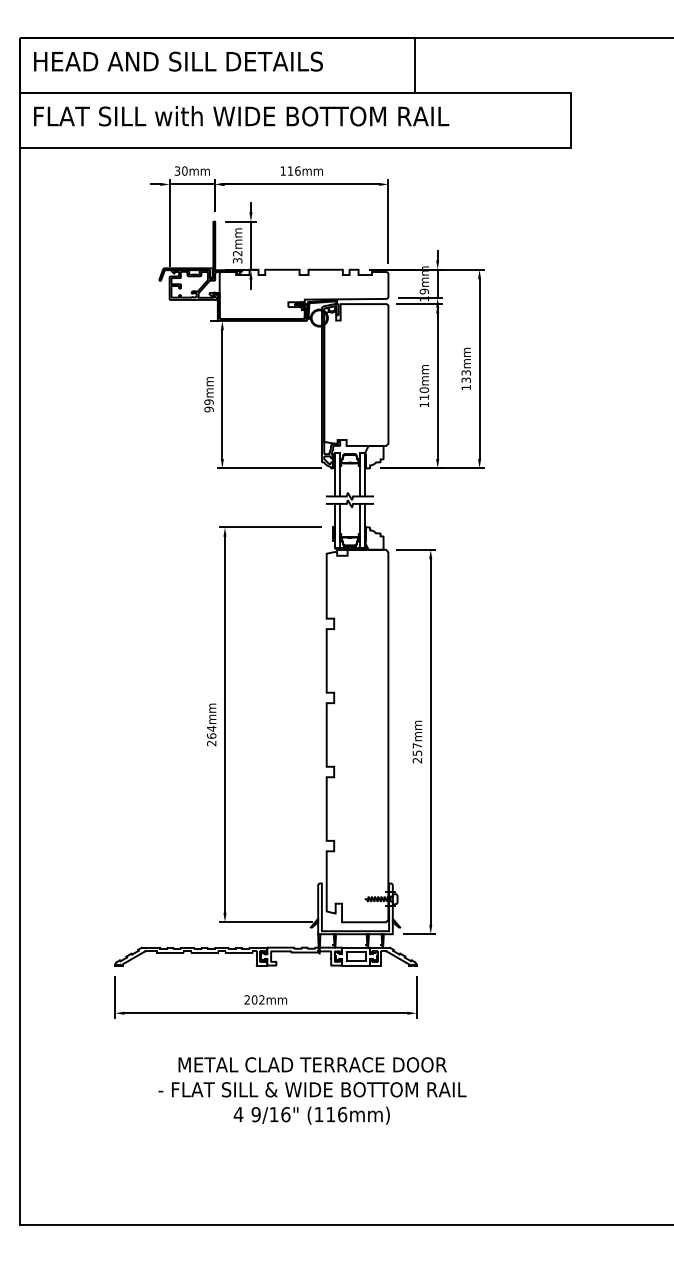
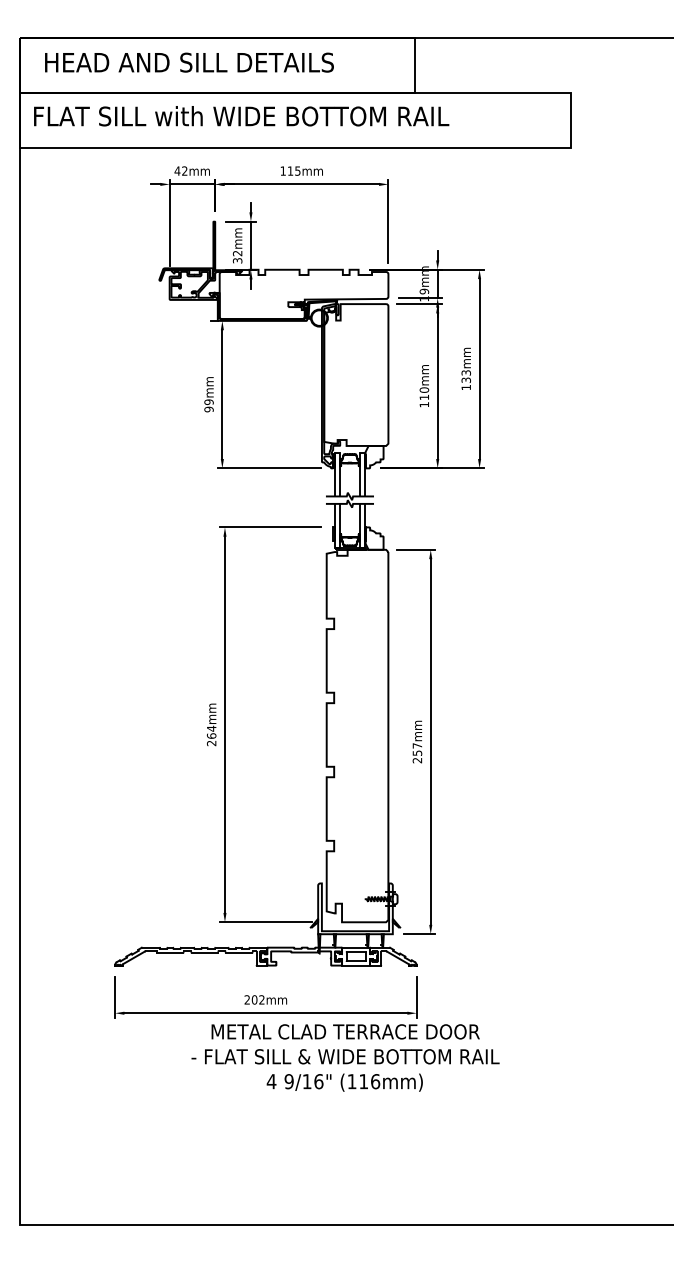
text position: (178, 61) -> (189, 62) (189, 62)
text: 30mm -> 42mm (180, 170)
text: 116mm -> 115mm (297, 170)
text position: (312, 1090) -> (345, 1057) (345, 1057)
